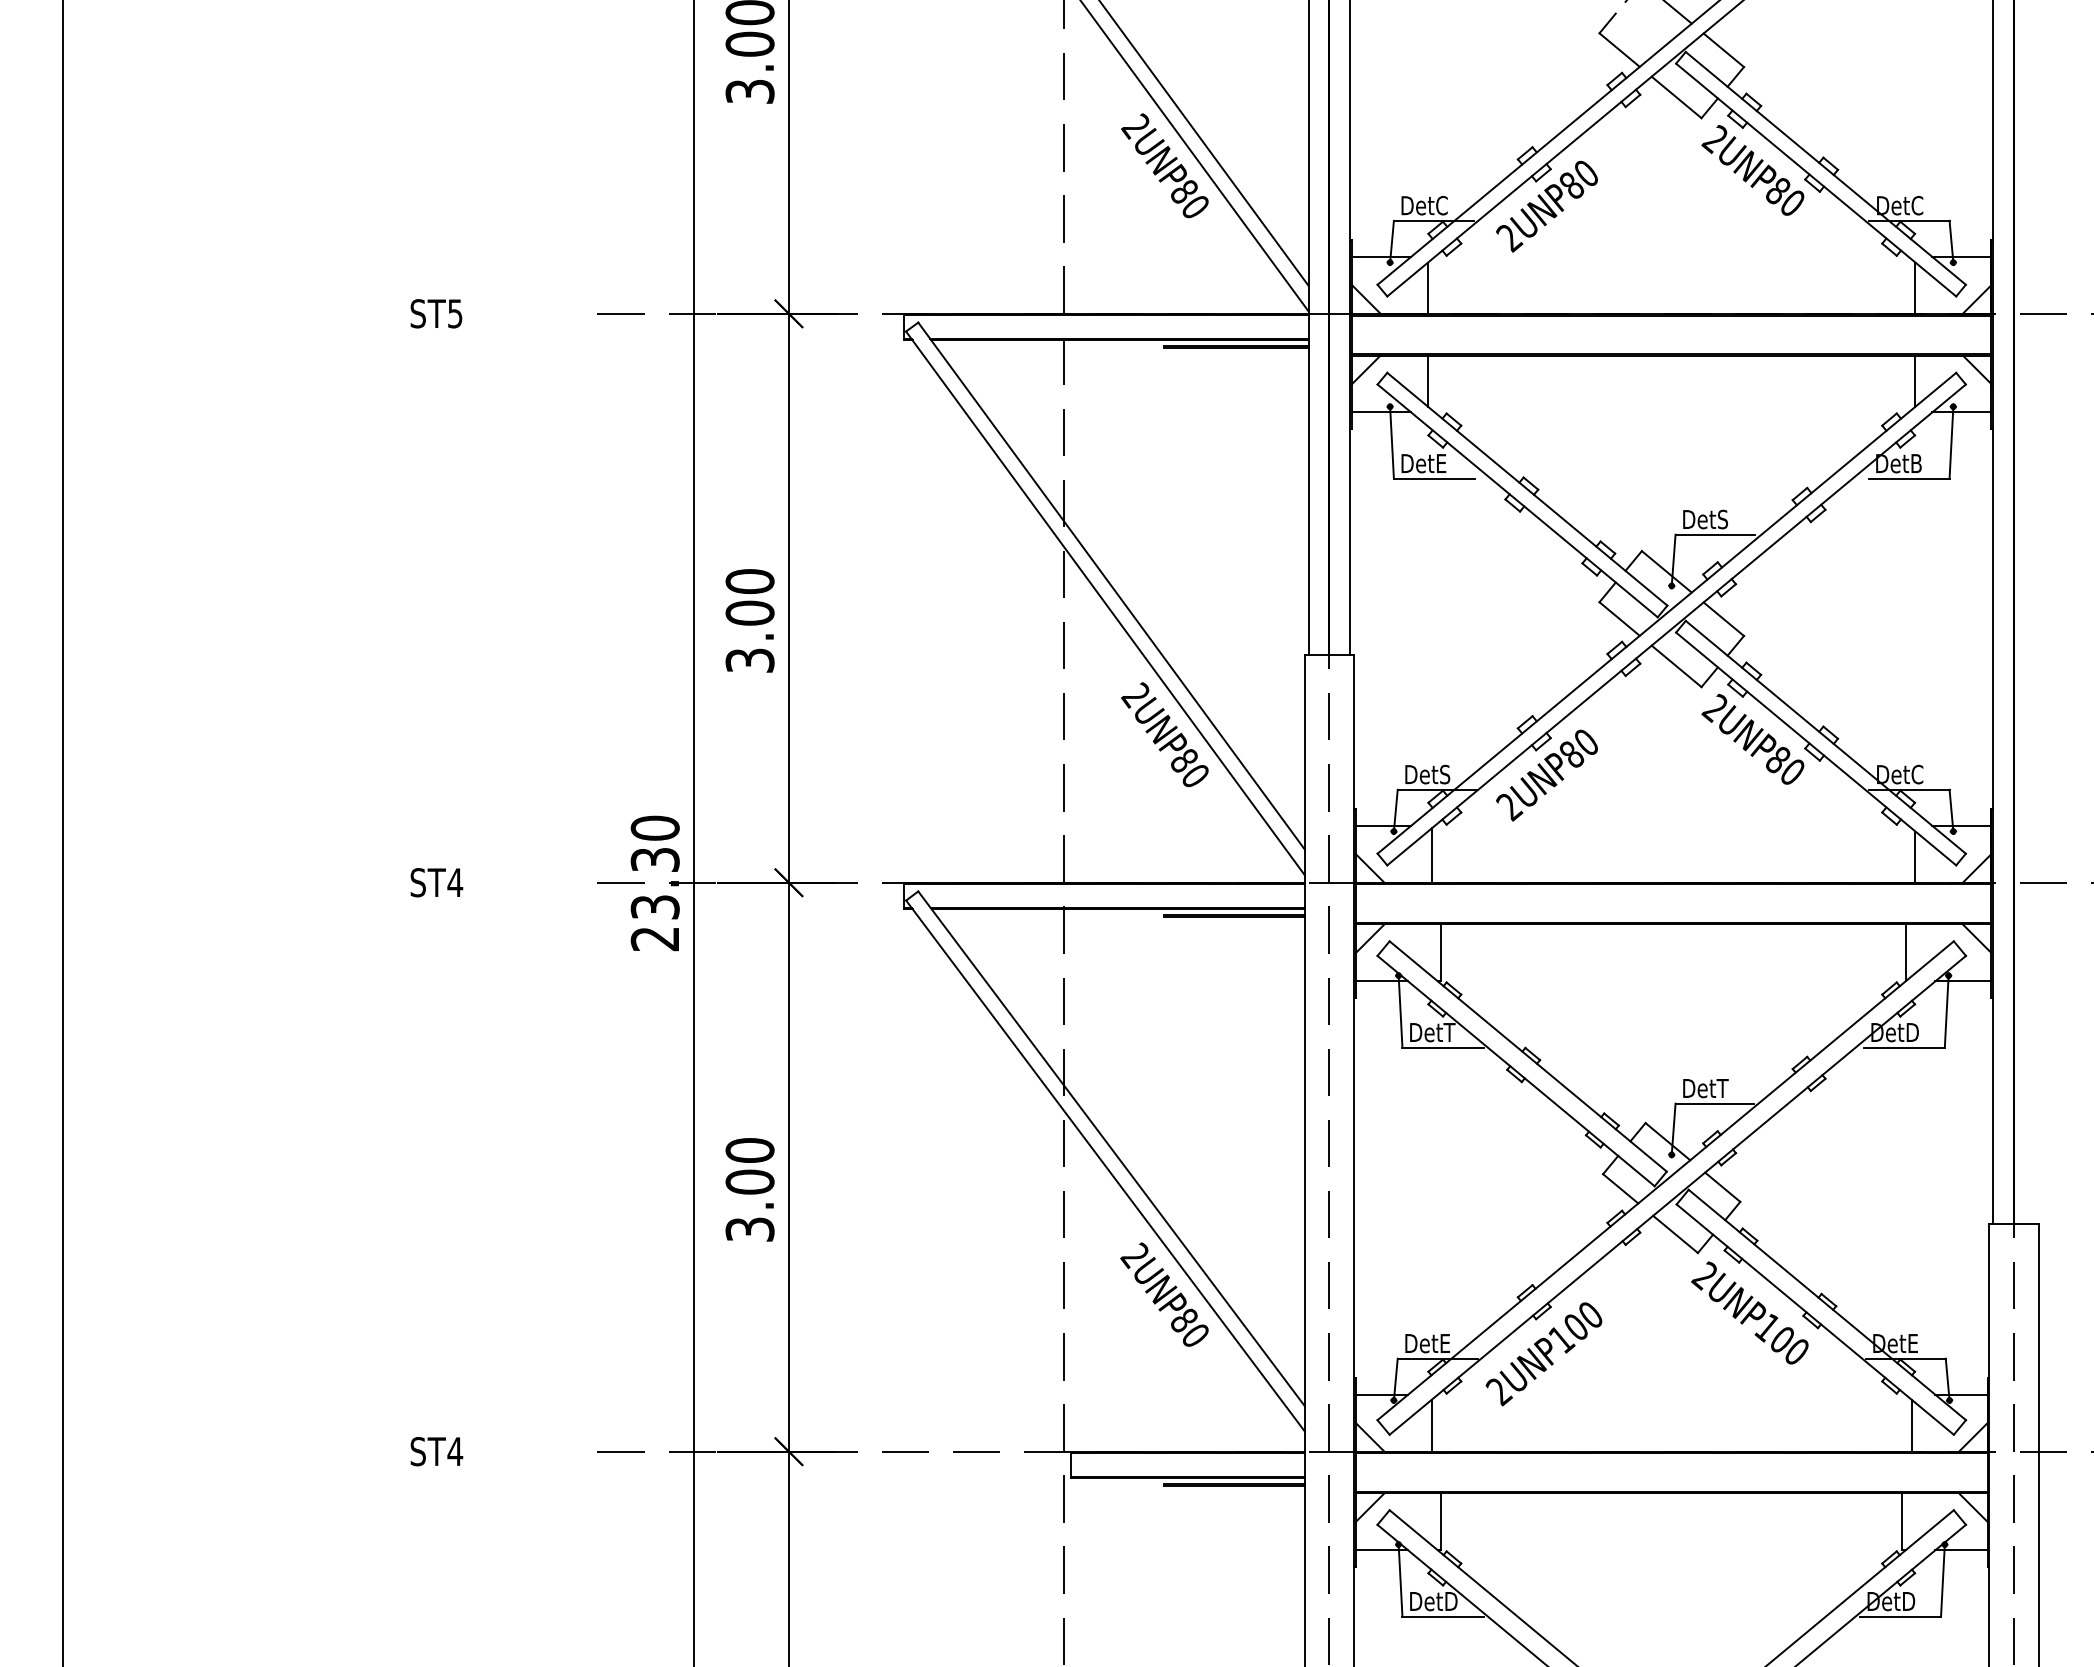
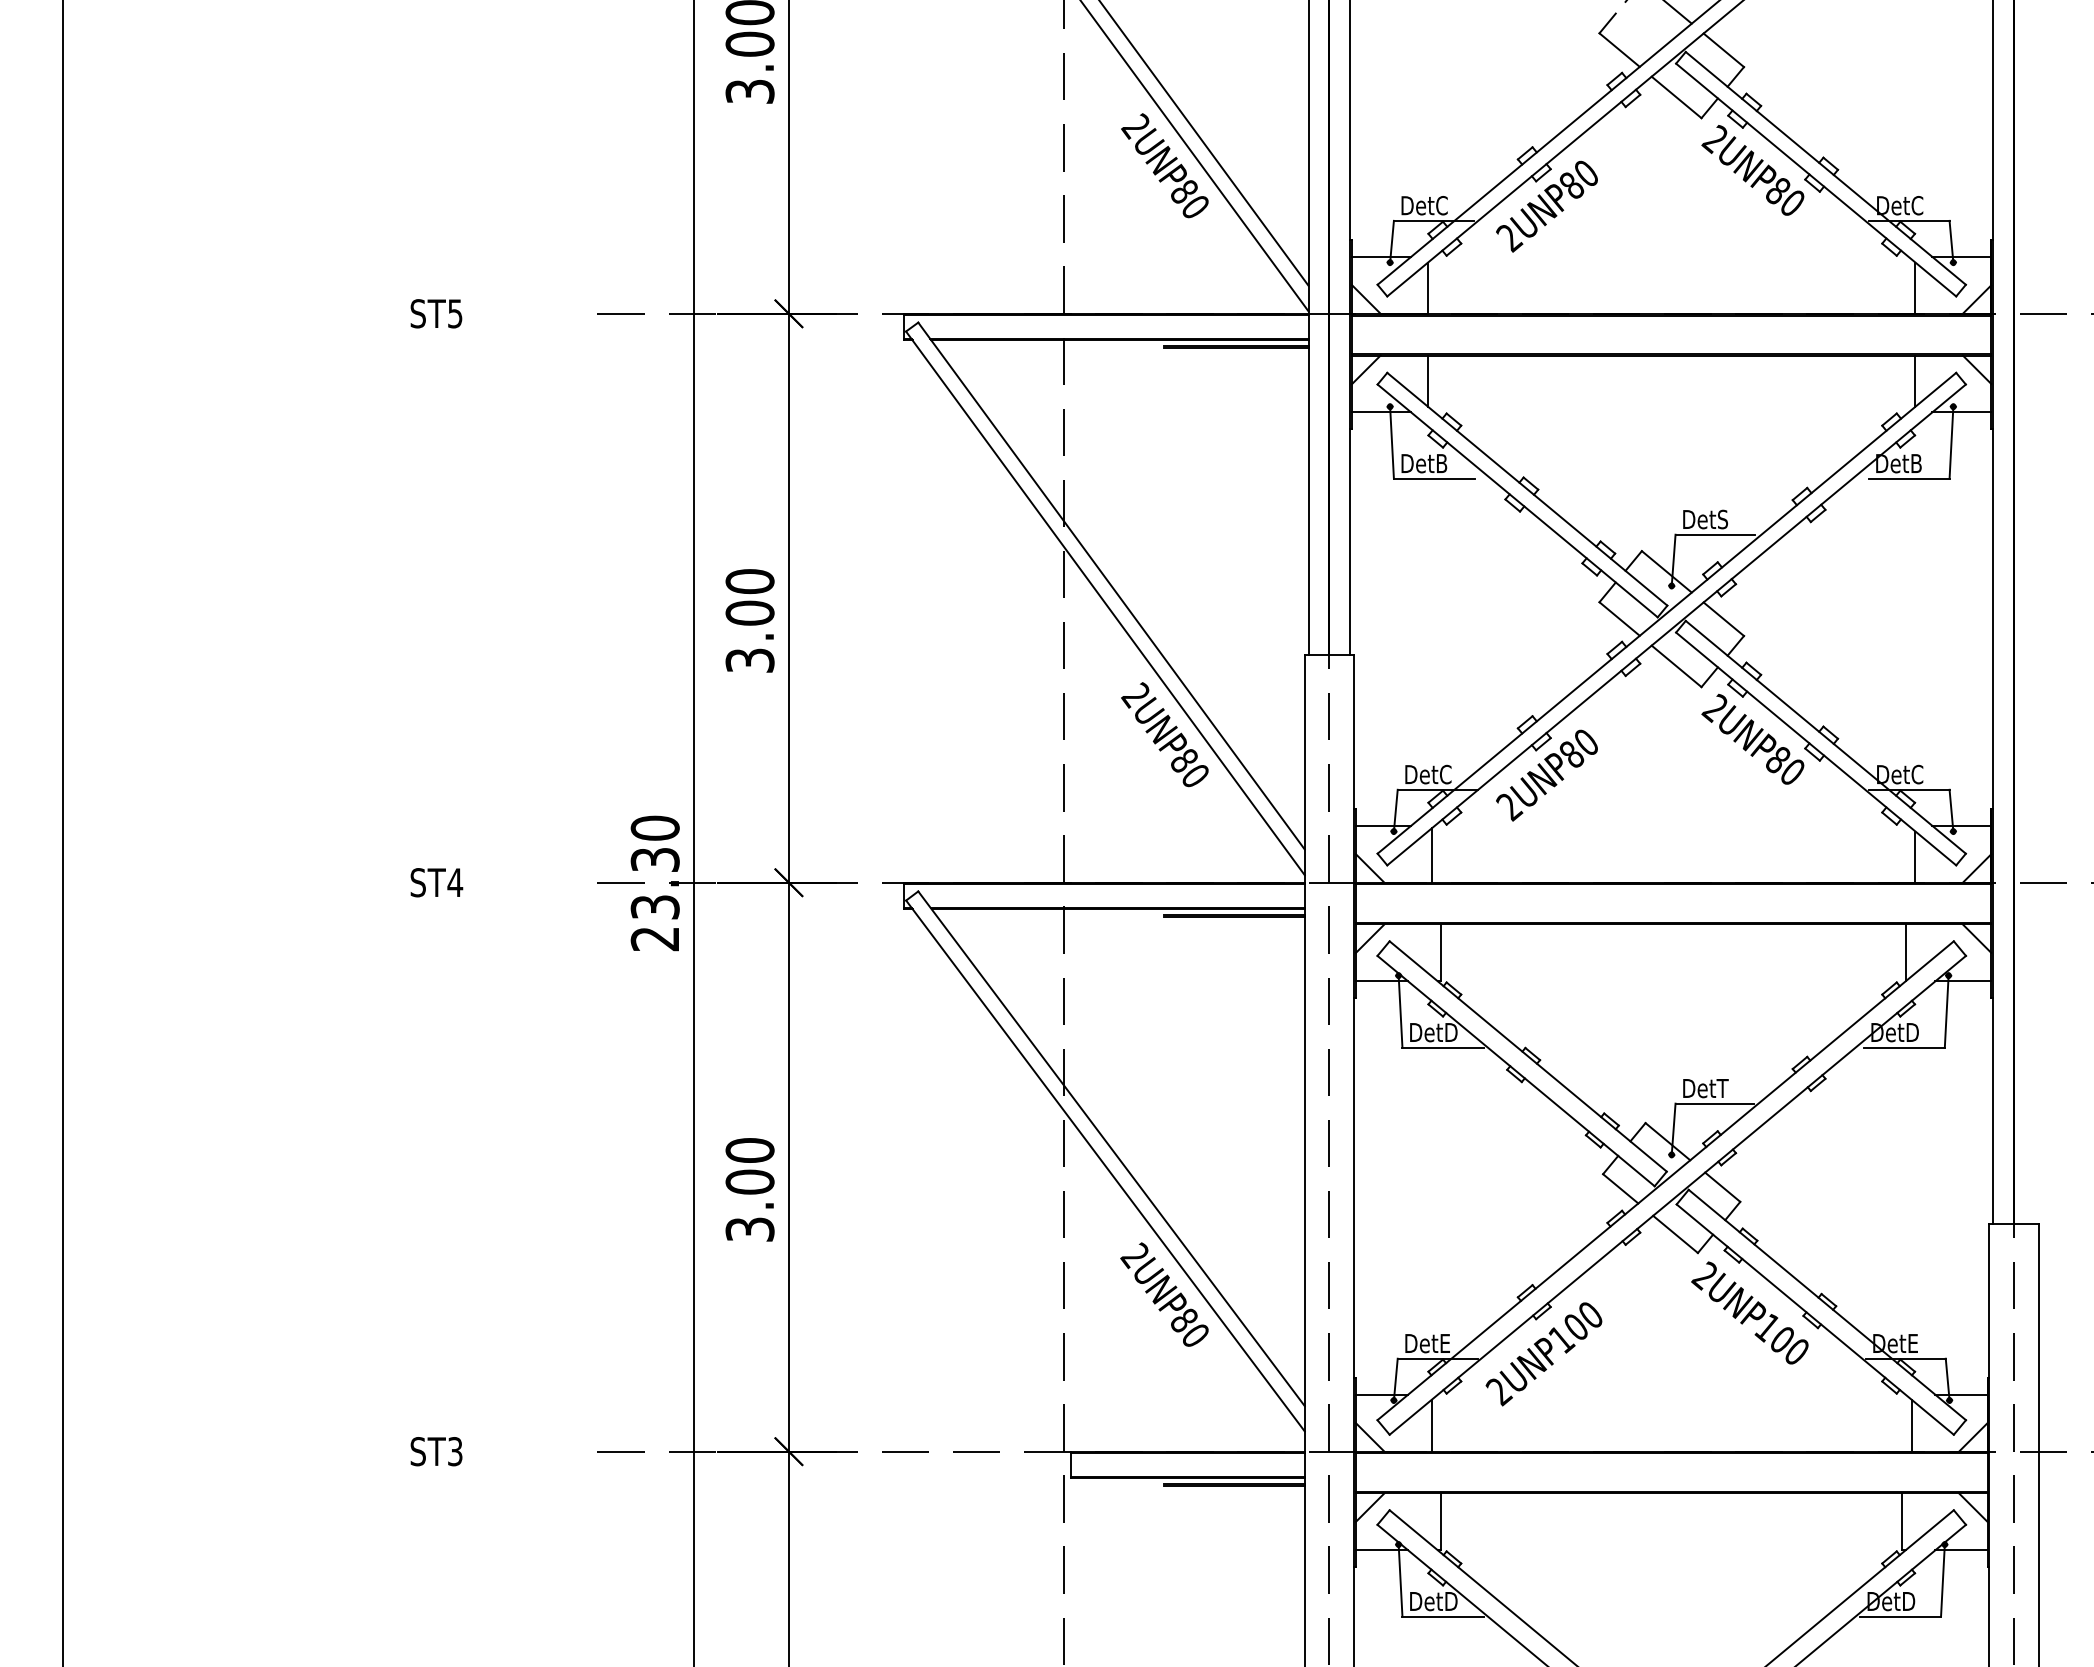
text: DetE -> DetB (1445, 463)
text: DetS -> DetC (1445, 774)
text: DetT -> DetD (1450, 1032)
text: ST4 -> ST3 (455, 1451)
